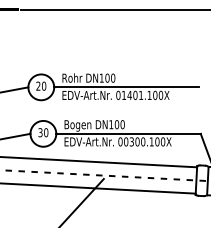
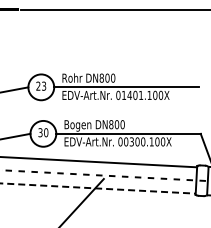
text: DN100 -> DN800 (101, 77)
text: 20 -> 23 (44, 85)
text: DN100 -> DN800 (111, 124)
line: solid -> dashed (98, 188)
